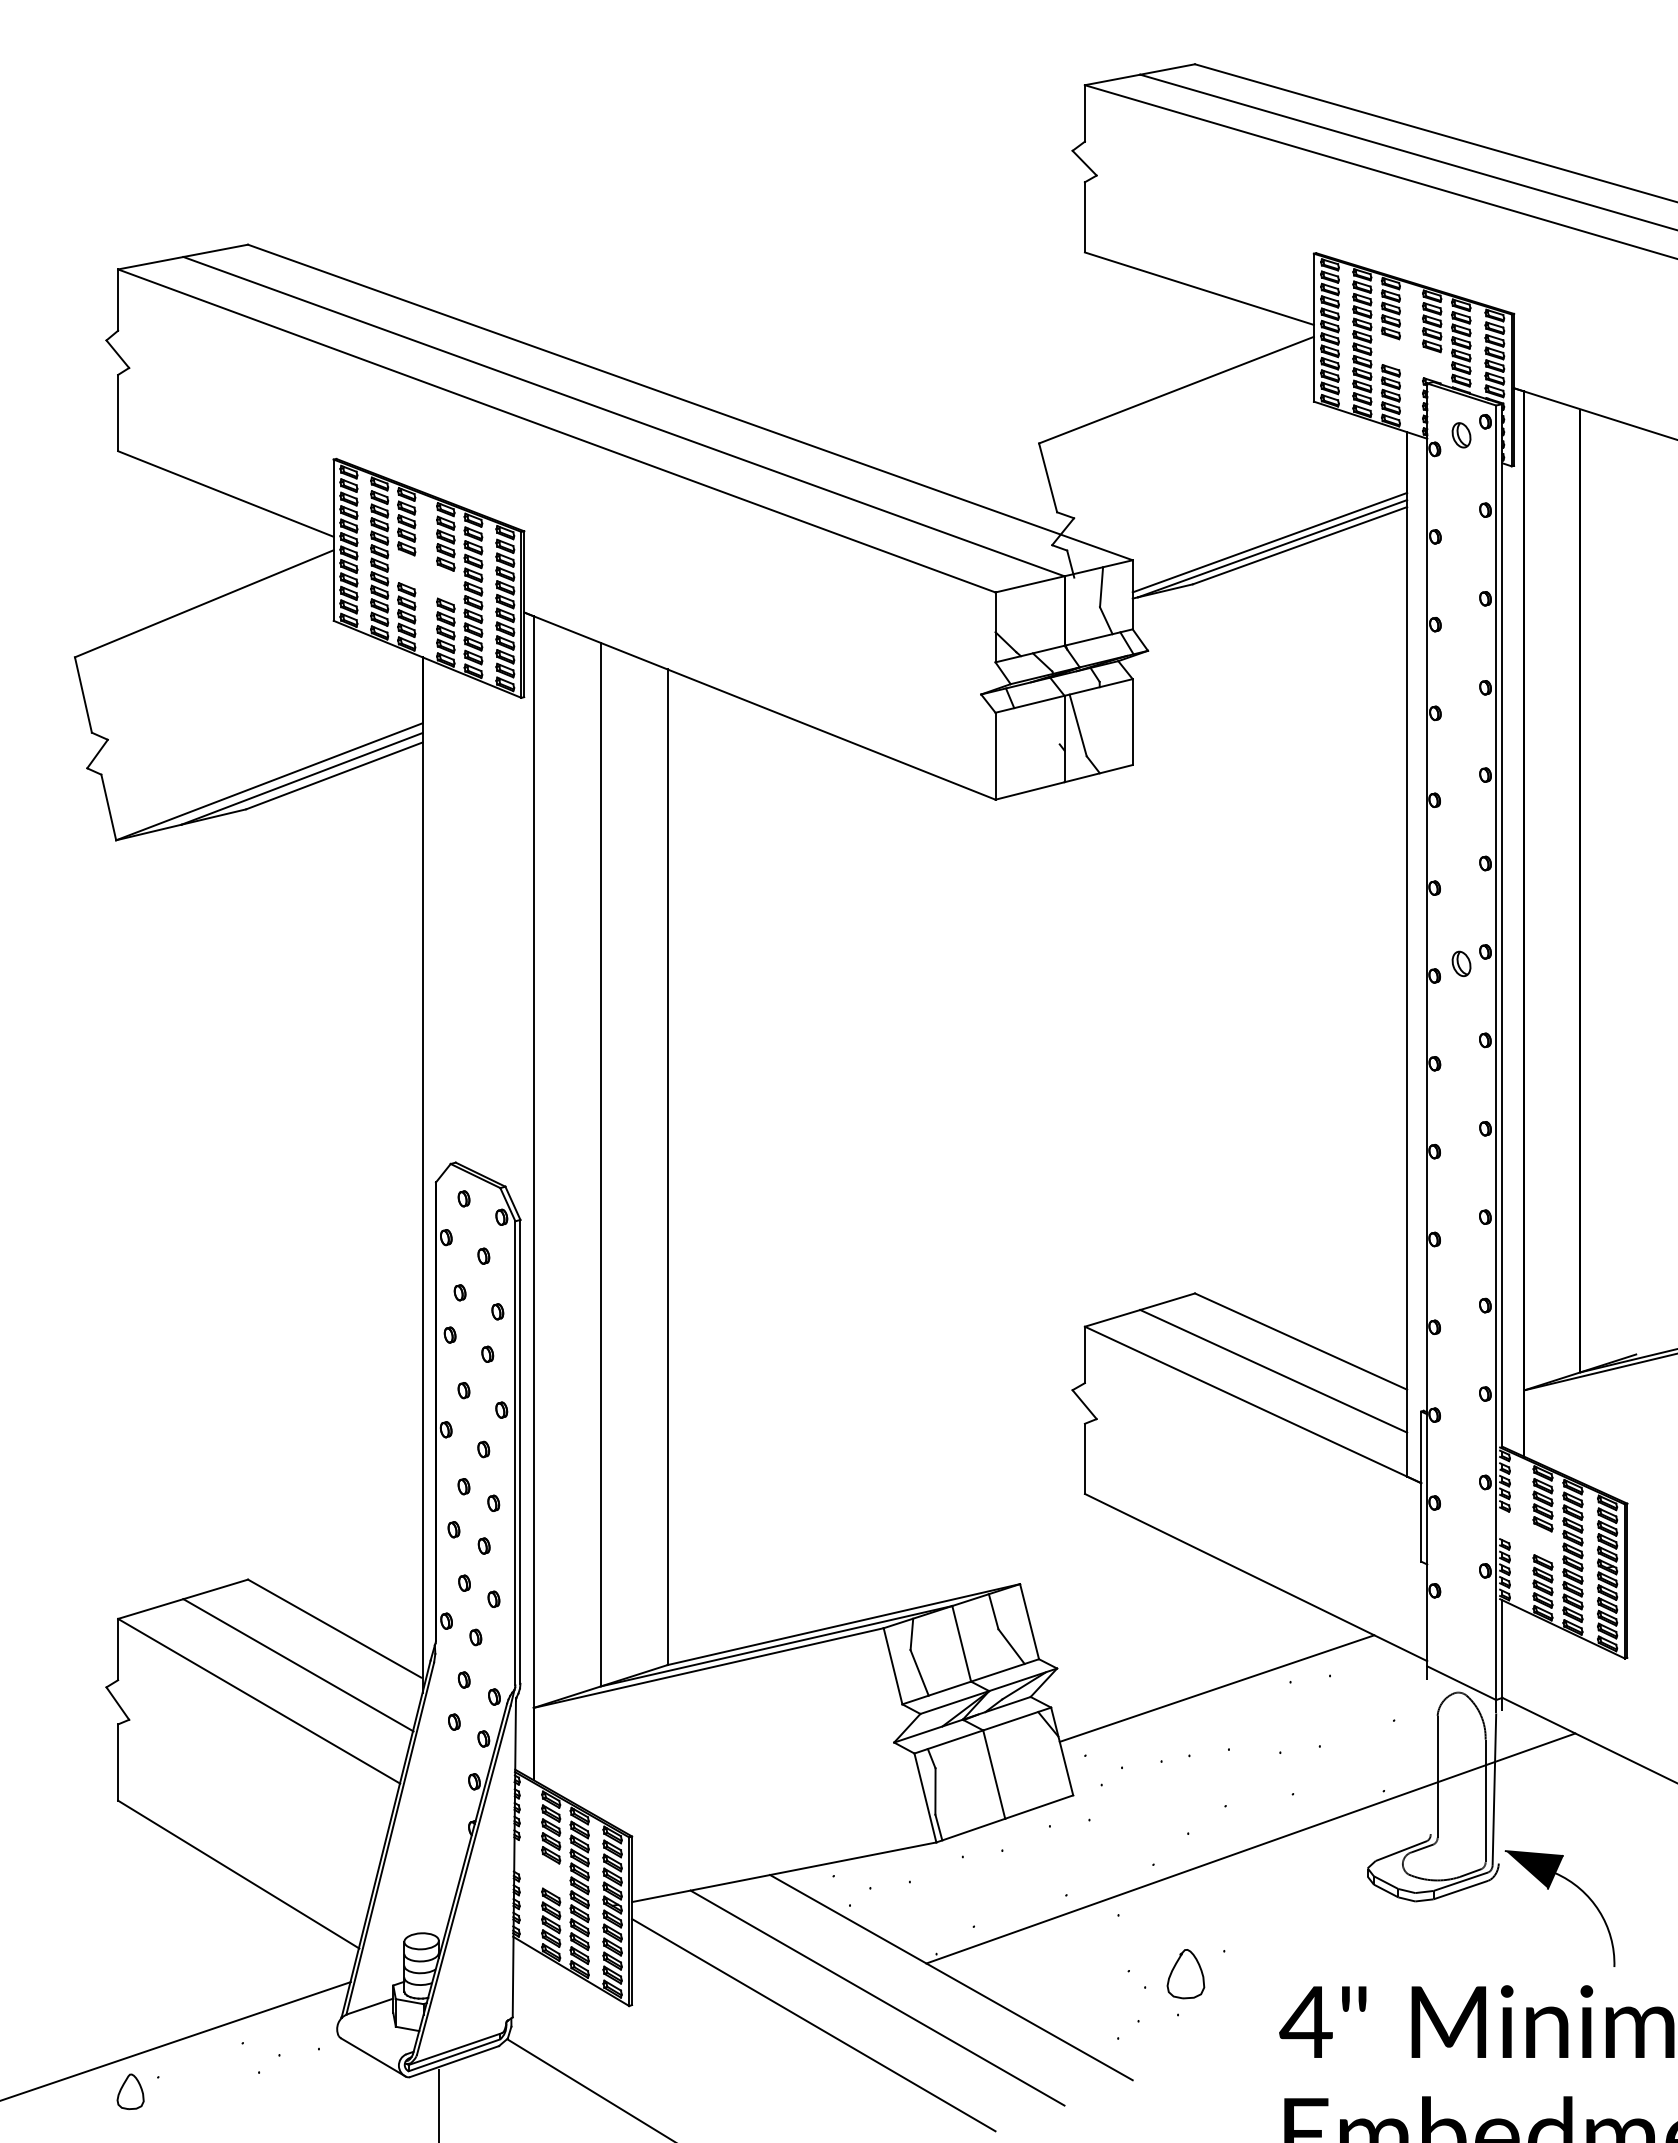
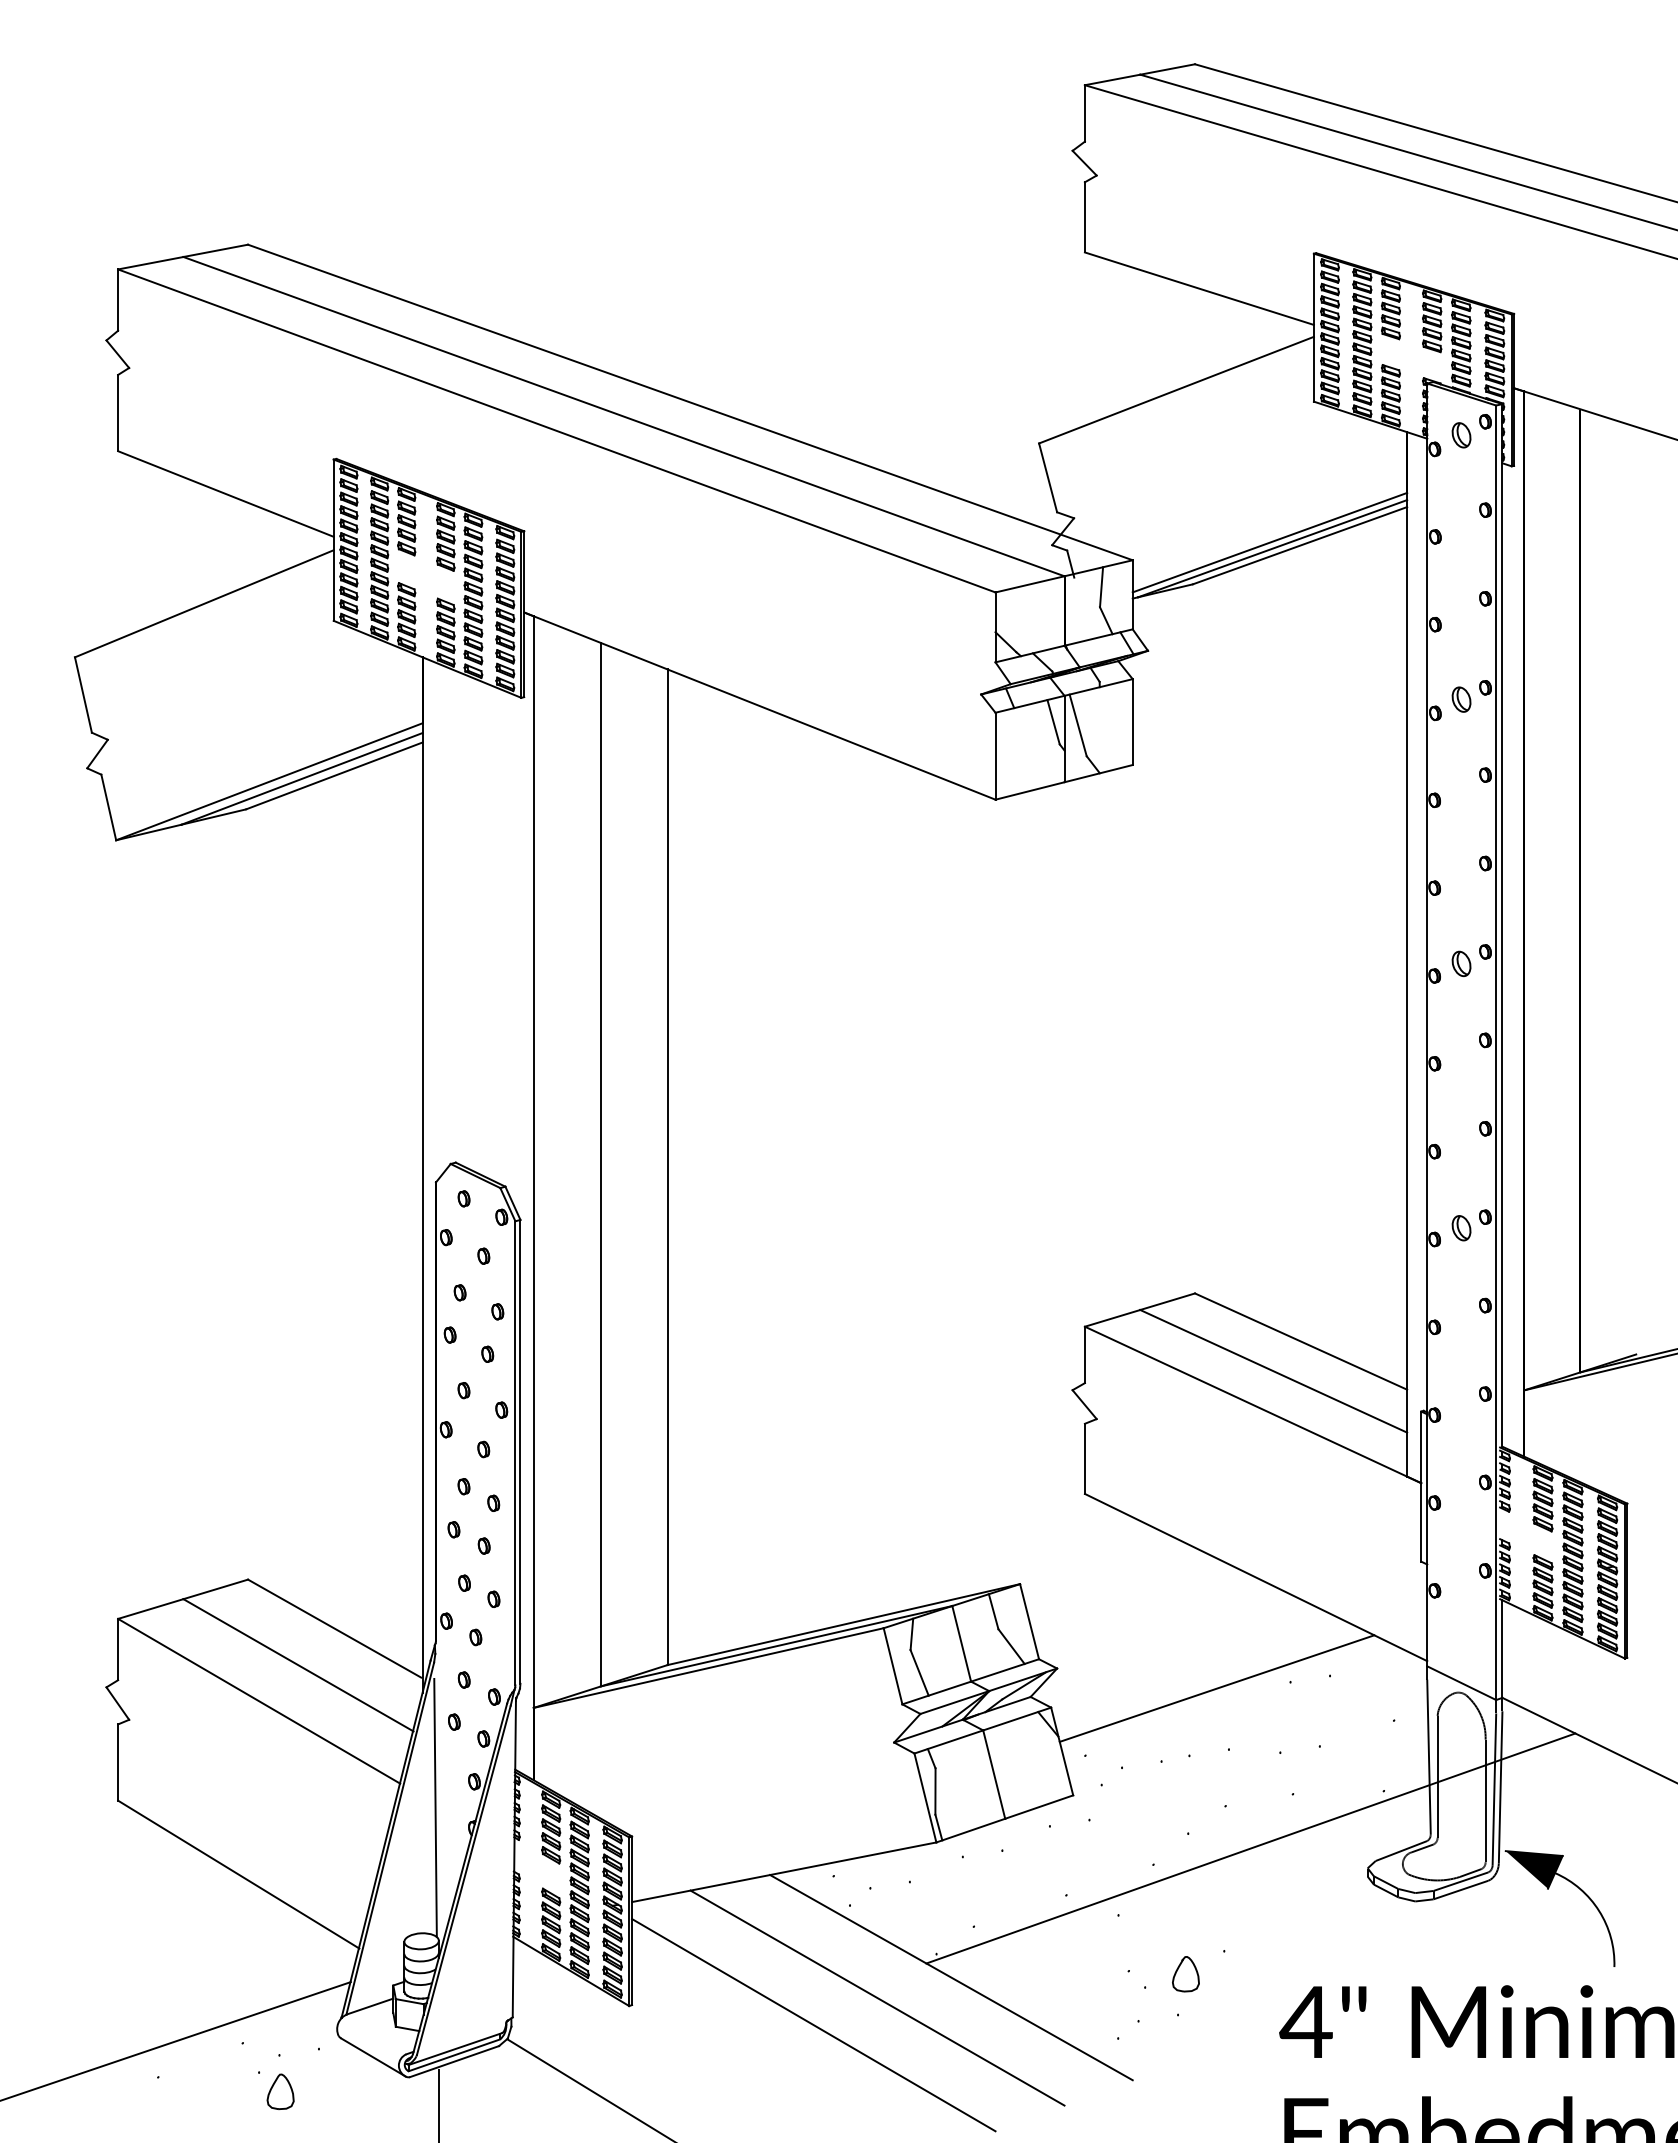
part: none -> present (1461, 699)
line: none -> present (1053, 722)
part: none -> present (1461, 1228)
line: none -> present (1428, 1756)
line: none -> present (1500, 1787)
line: none -> present (435, 1807)
part size: 40x51 px -> 28x37 px (1185, 1974)
part position: (130, 2091) -> (280, 2091) (280, 2091)
